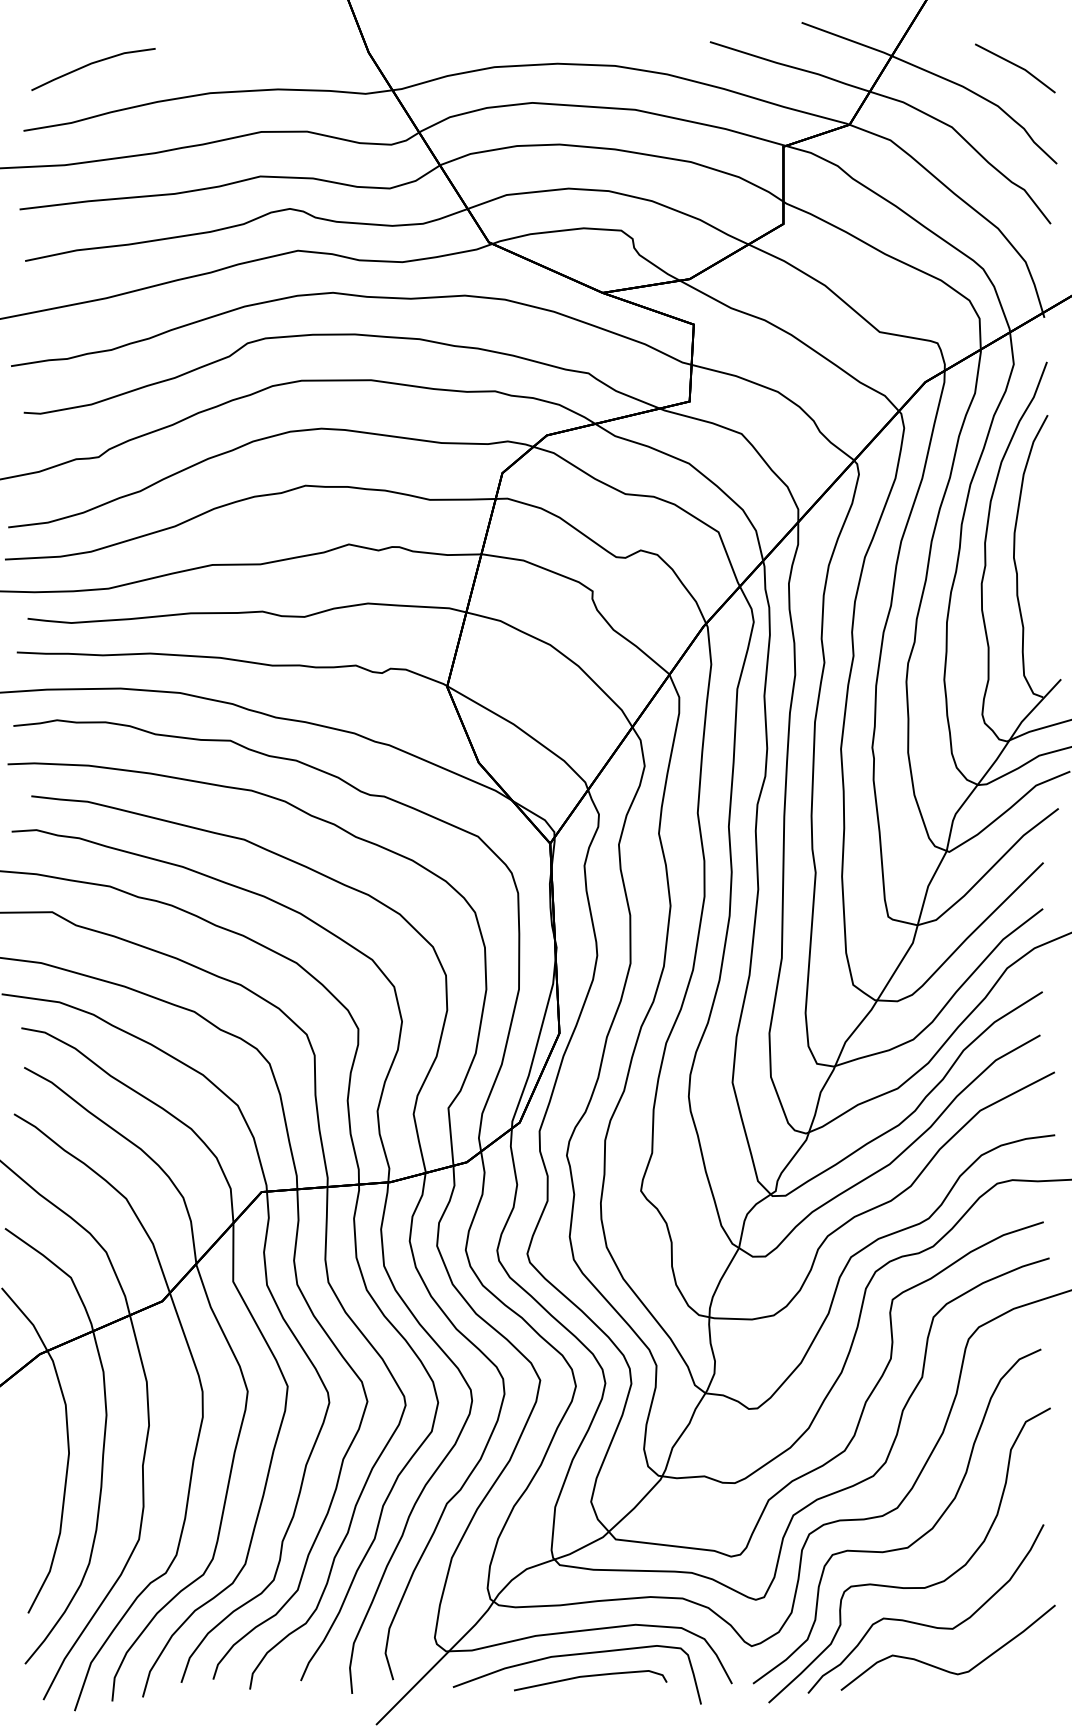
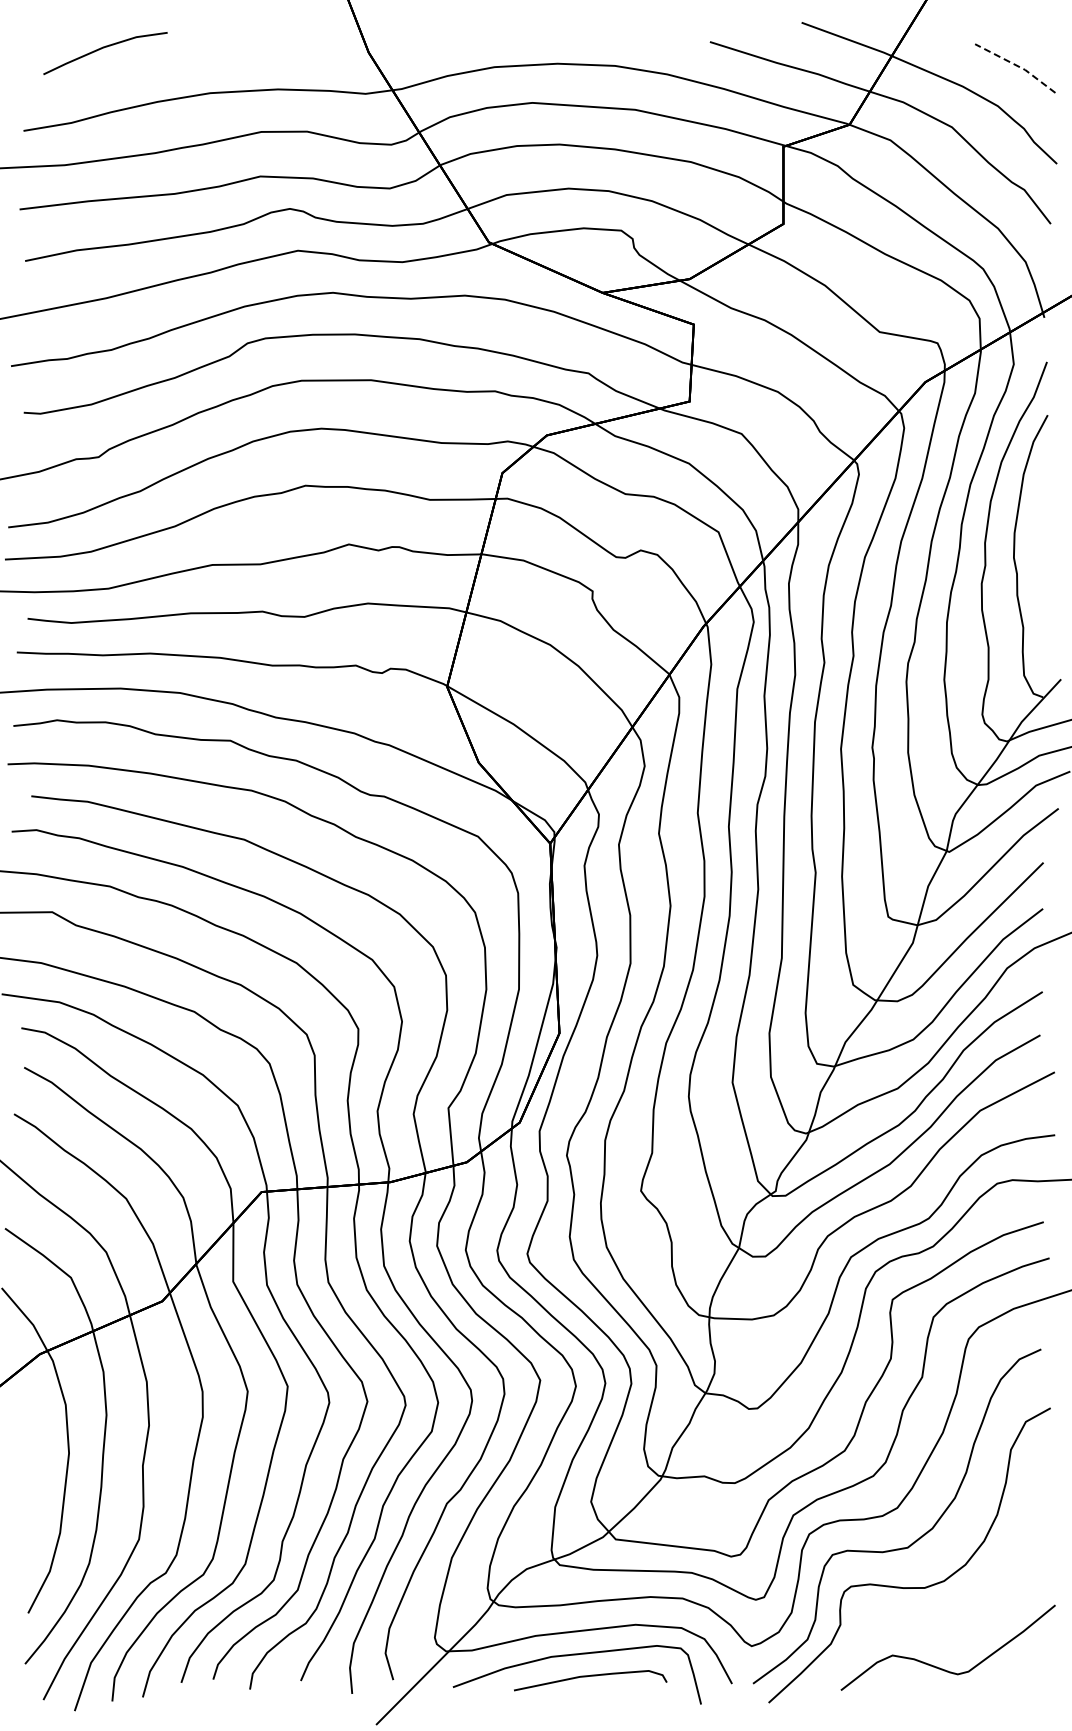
line position: (92, 64) -> (104, 48) (104, 48)
line: solid -> dashed (1017, 65)
curve: present -> none (922, 1623)
